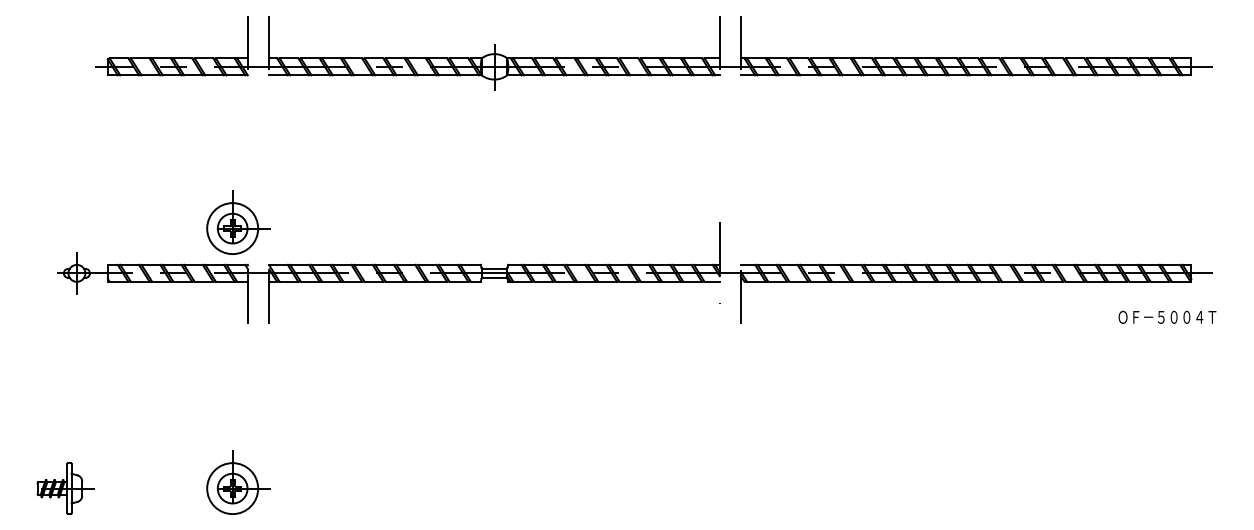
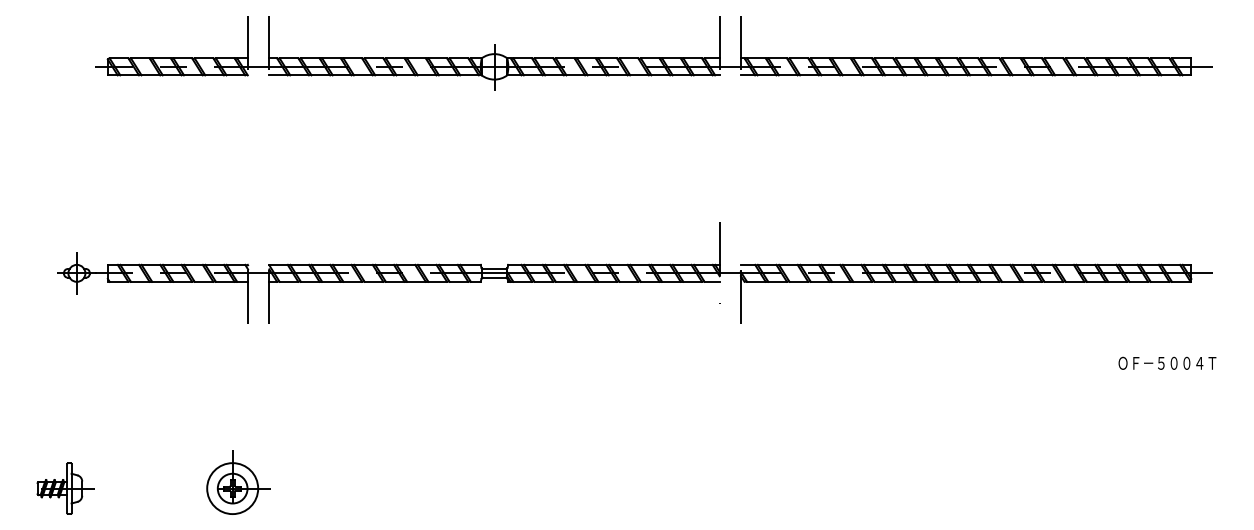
part: present -> none (238, 222)
text position: (1167, 316) -> (1167, 362) (1167, 362)
